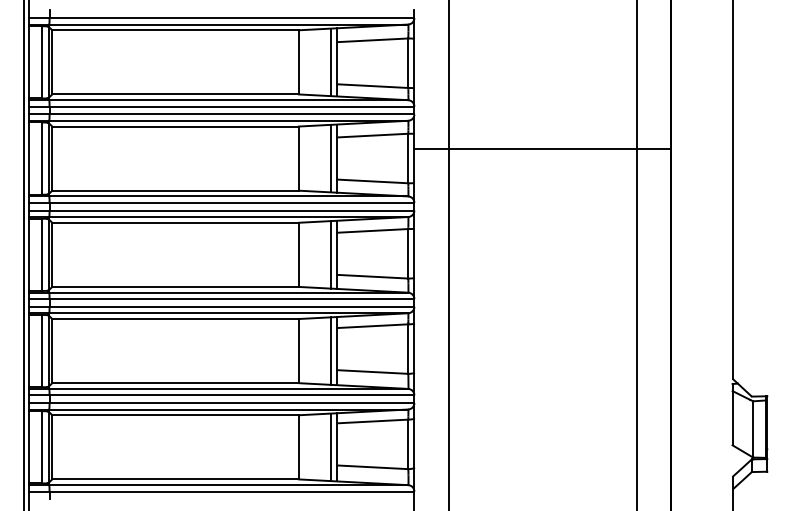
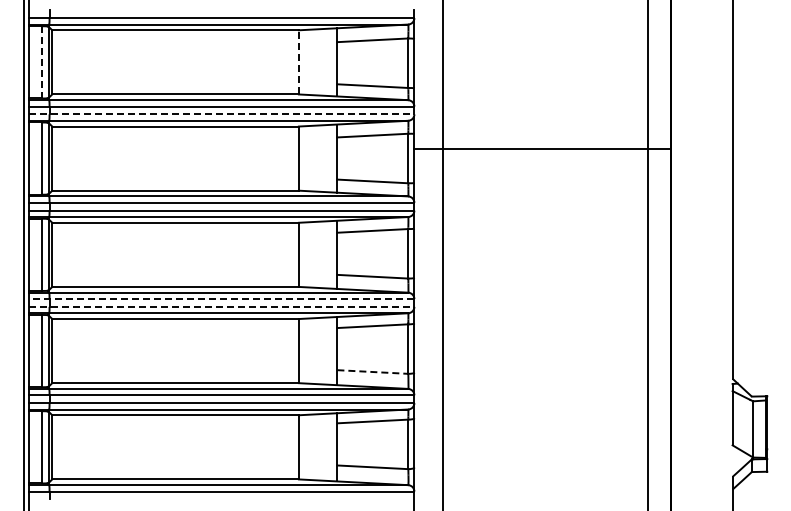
line: solid -> dashed (298, 61)
line: solid -> dashed (42, 62)
line: present -> none (331, 62)
line: solid -> dashed (222, 114)
line: present -> none (331, 158)
line: present -> none (331, 254)
line position: (448, 254) -> (442, 254) (442, 254)
line position: (636, 254) -> (647, 254) (647, 254)
line: solid -> dashed (221, 299)
line: solid -> dashed (222, 306)
line: present -> none (331, 350)
line: solid -> dashed (372, 372)
line: present -> none (331, 447)
